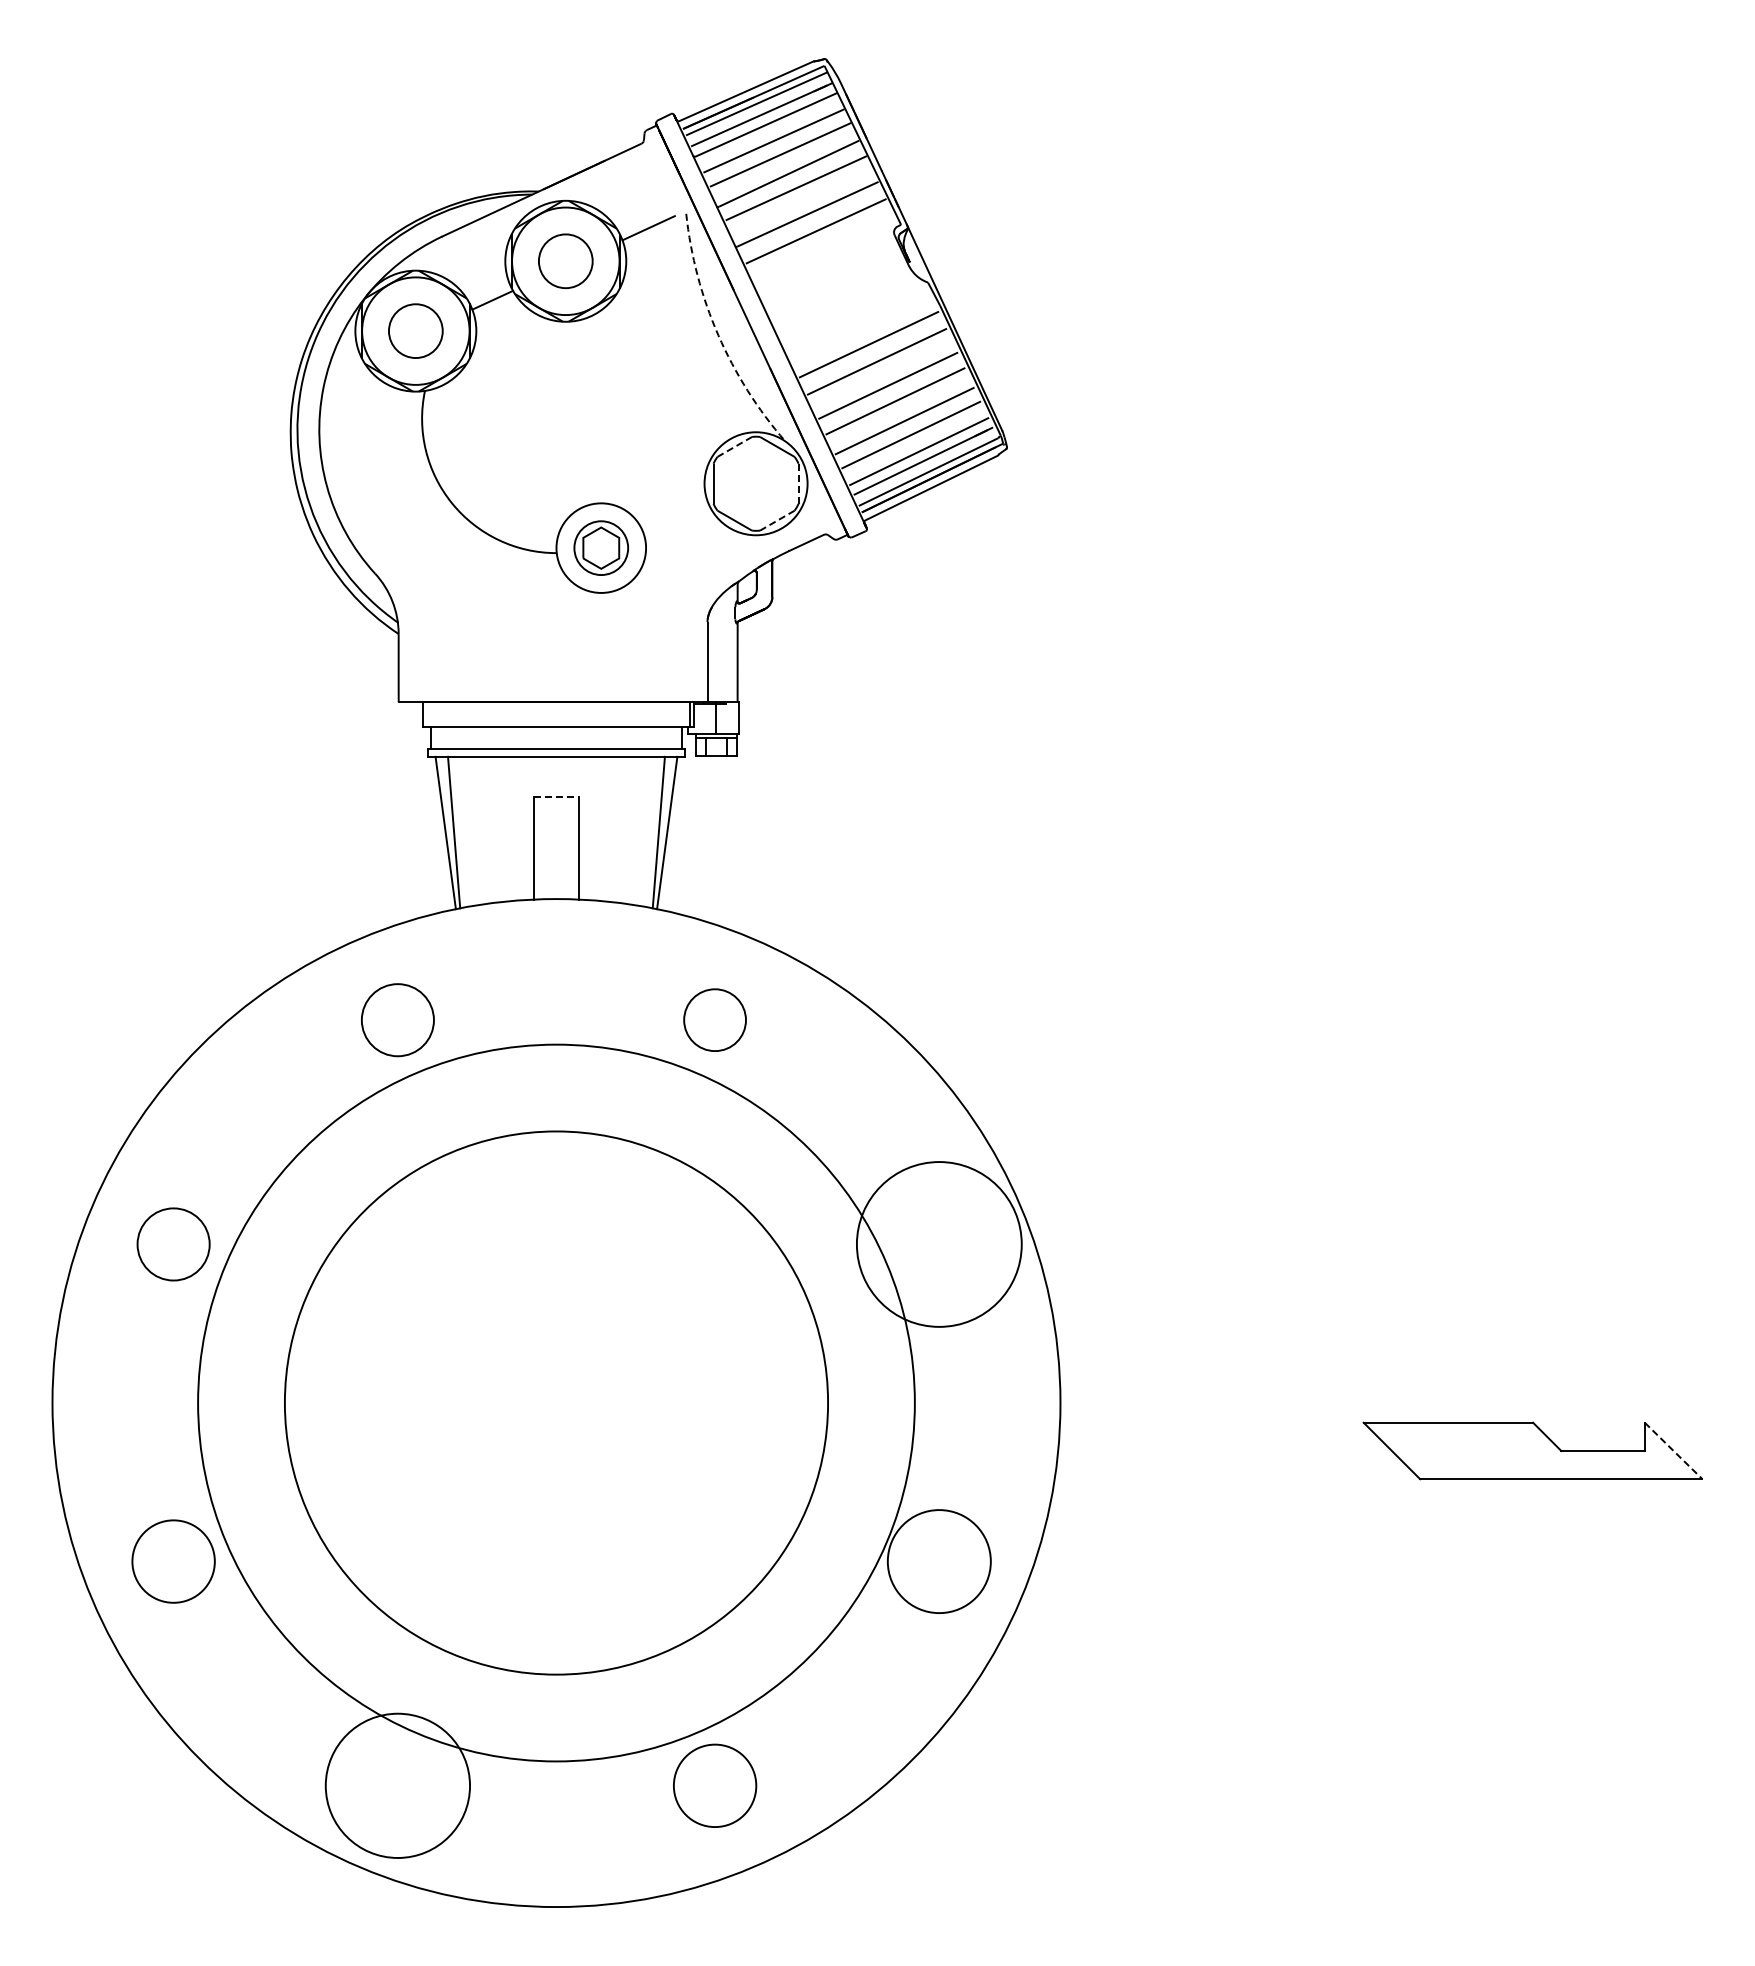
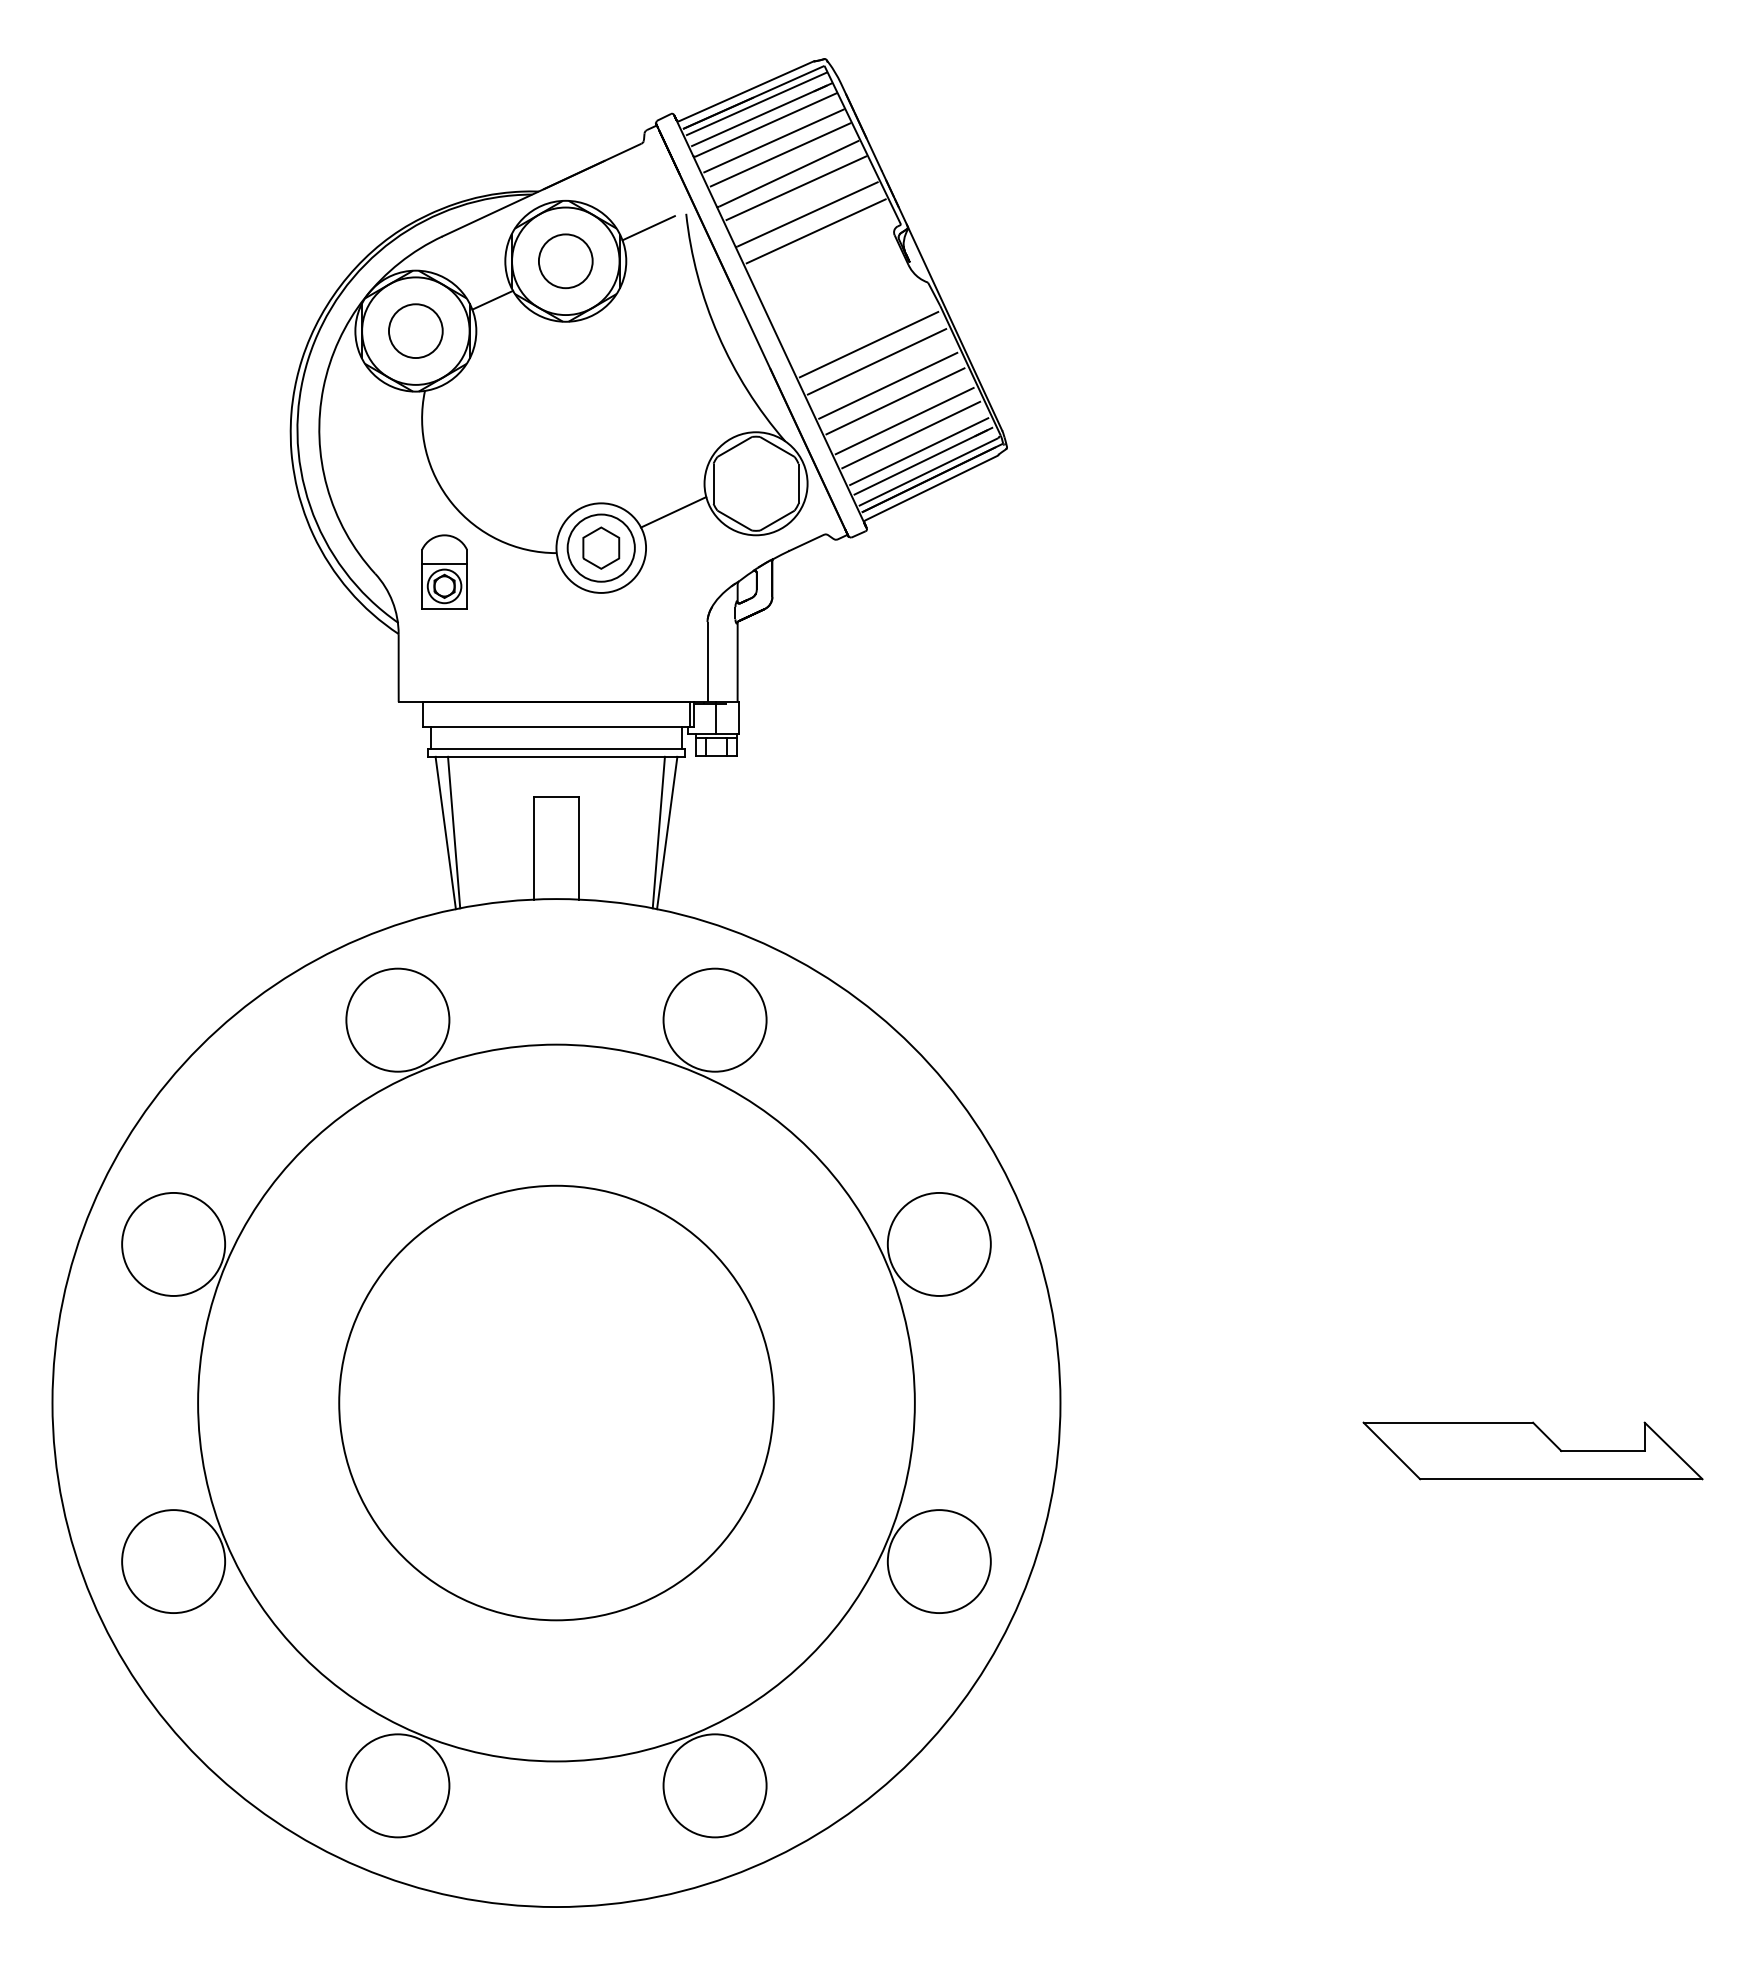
arc: dashed -> solid (718, 335)
line: dashed -> solid (734, 447)
line: dashed -> solid (798, 483)
line: none -> present (673, 512)
line: dashed -> solid (777, 520)
circle diameter: 54 px -> 67 px (600, 547)
part: none -> present (444, 571)
line: dashed -> solid (556, 797)
circle diameter: 72 px -> 103 px (397, 1019)
circle diameter: 62 px -> 103 px (714, 1019)
circle diameter: 72 px -> 103 px (173, 1243)
circle diameter: 165 px -> 103 px (938, 1243)
circle diameter: 543 px -> 435 px (556, 1402)
line: dashed -> solid (1673, 1451)
circle diameter: 82 px -> 103 px (173, 1561)
circle diameter: 144 px -> 103 px (397, 1785)
circle diameter: 82 px -> 103 px (714, 1785)
